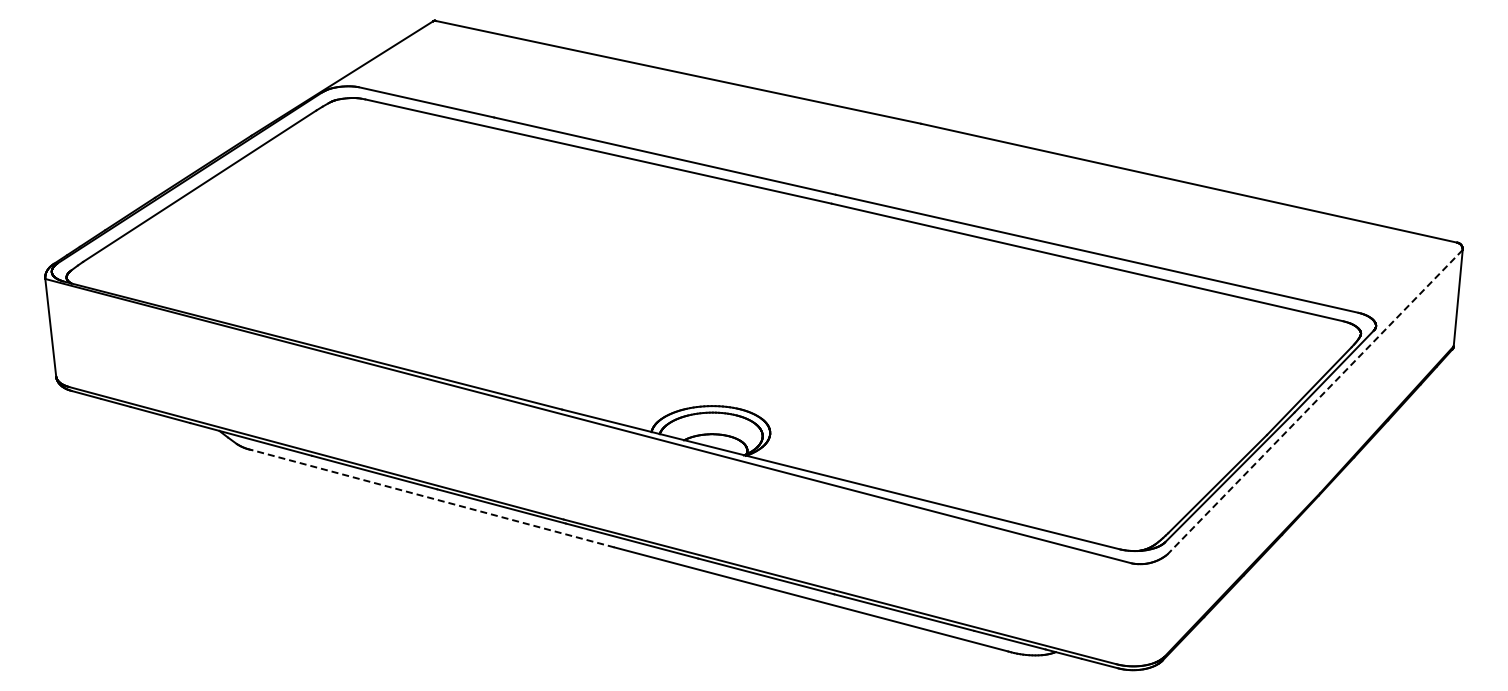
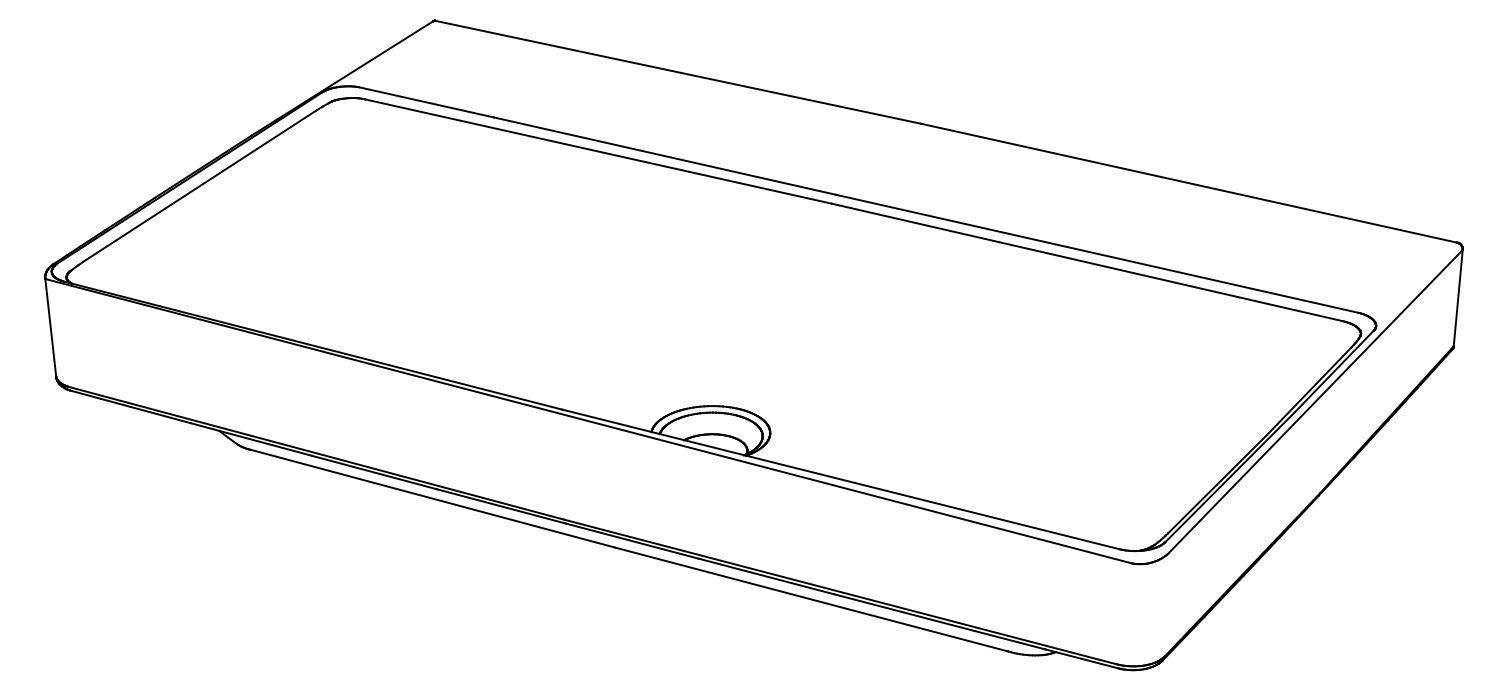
line: dashed -> solid (1314, 402)
line: dashed -> solid (432, 498)
